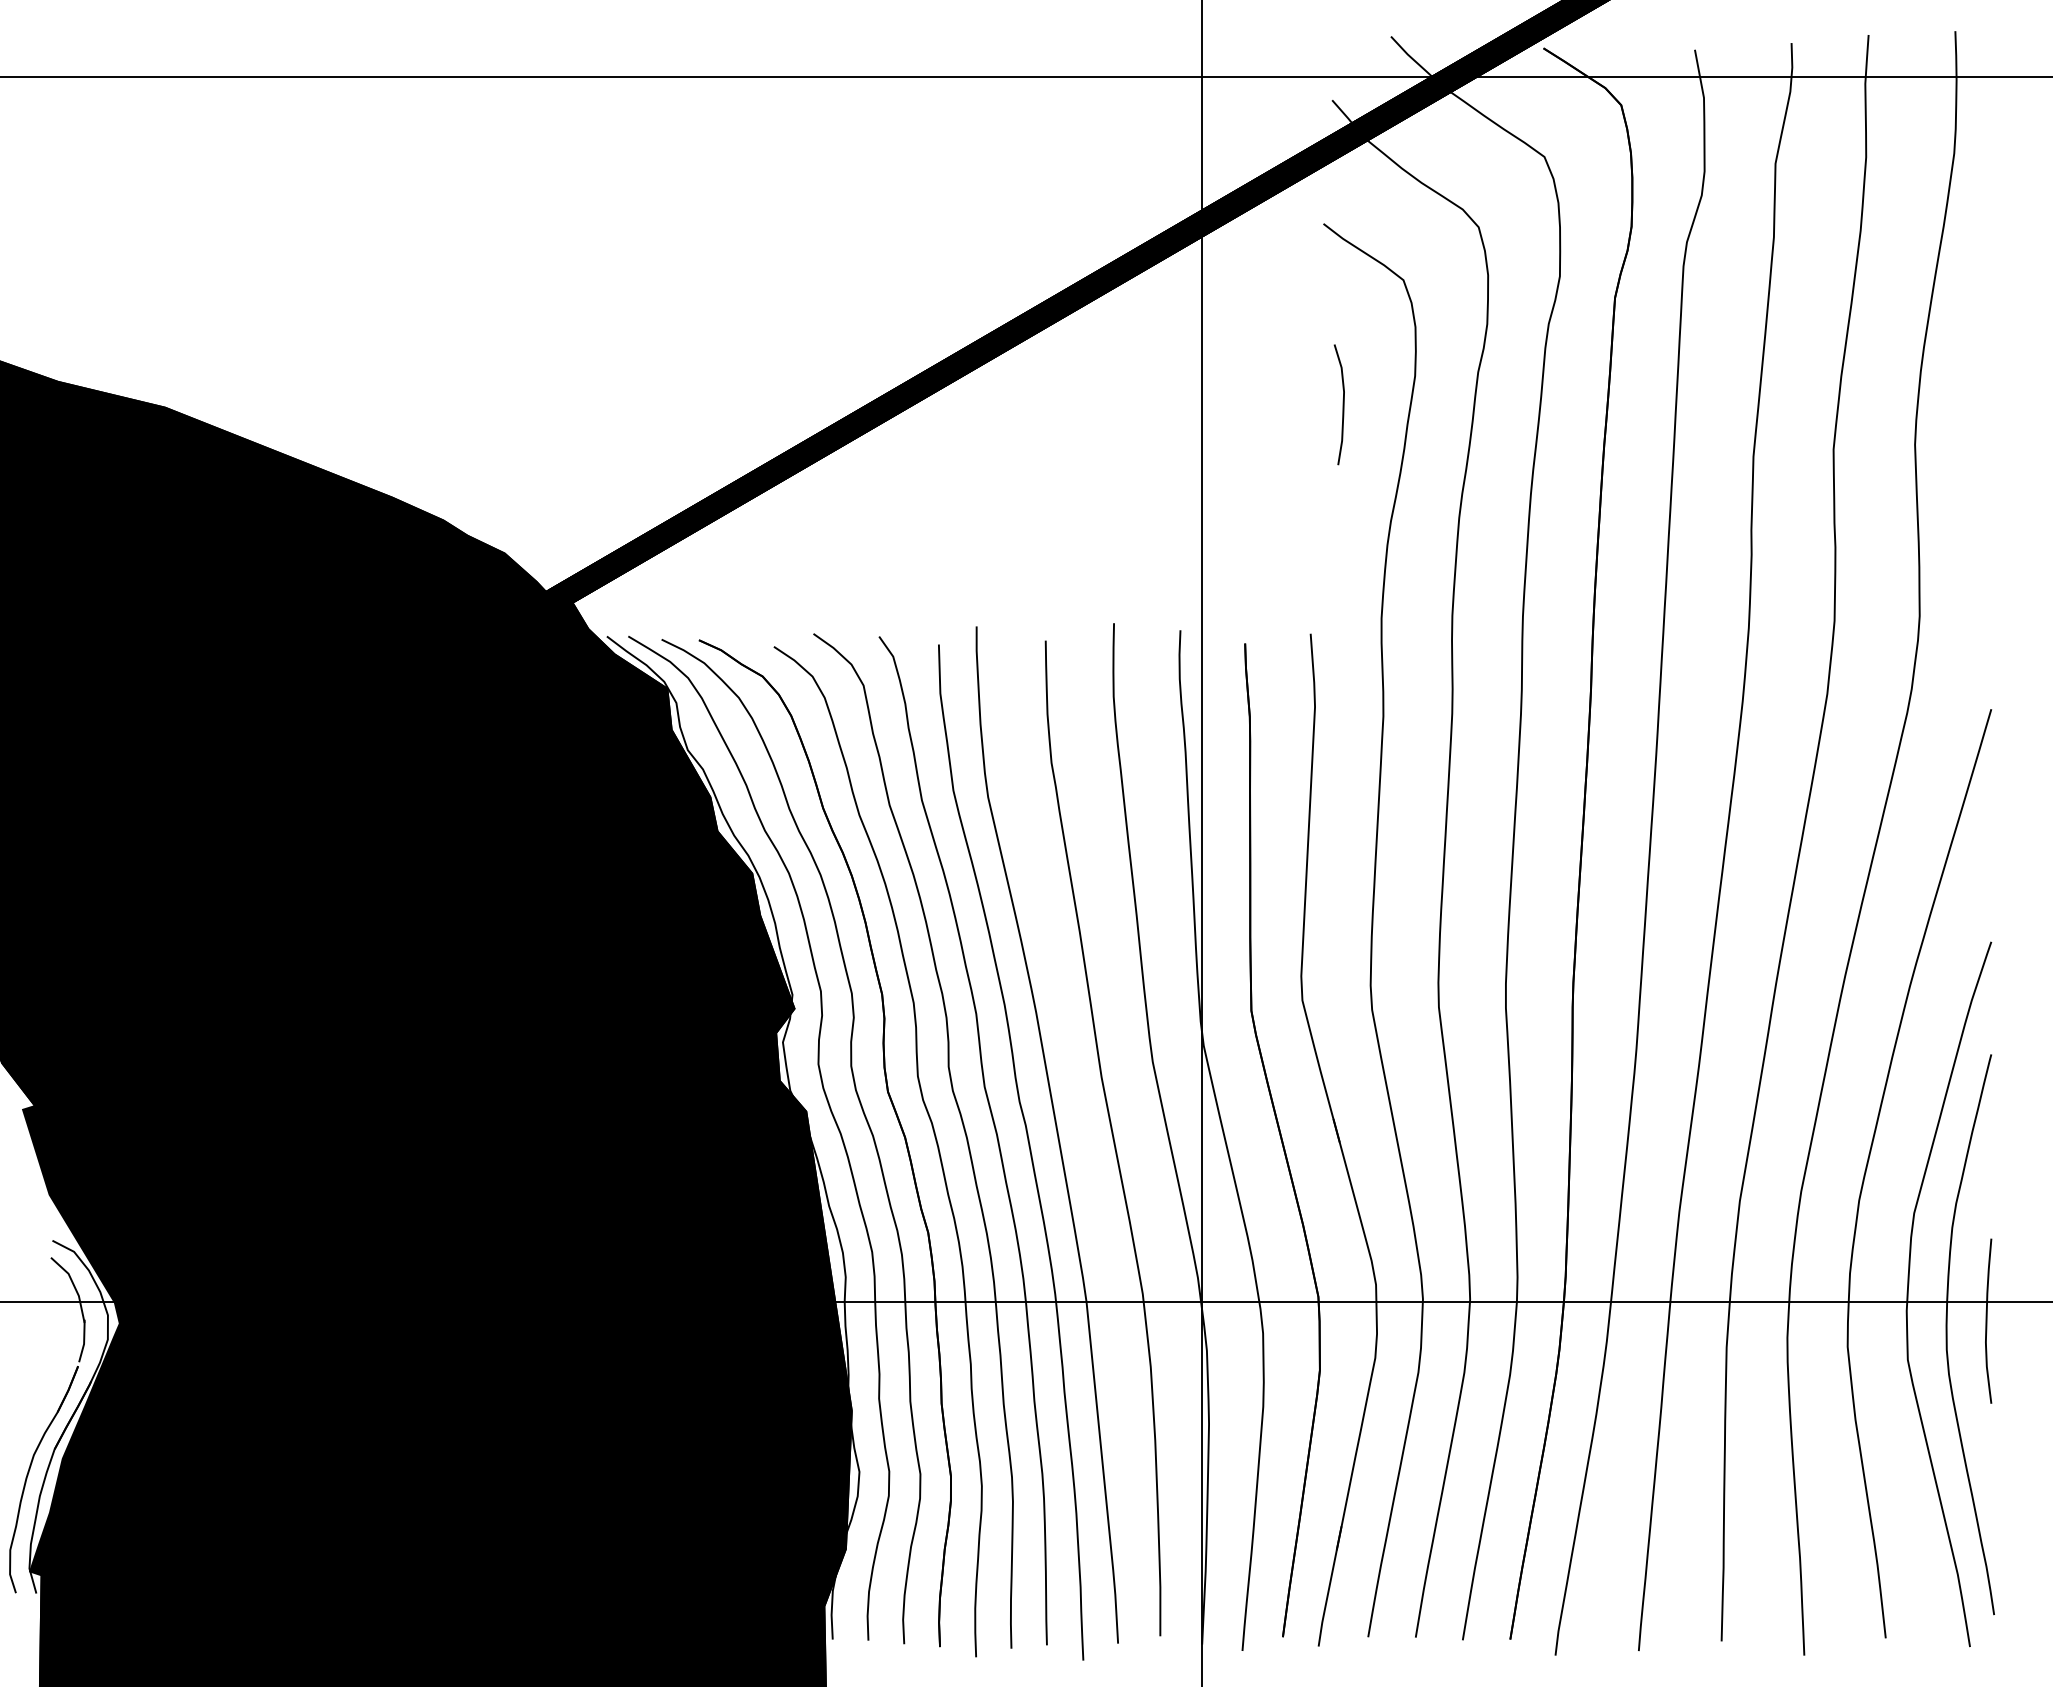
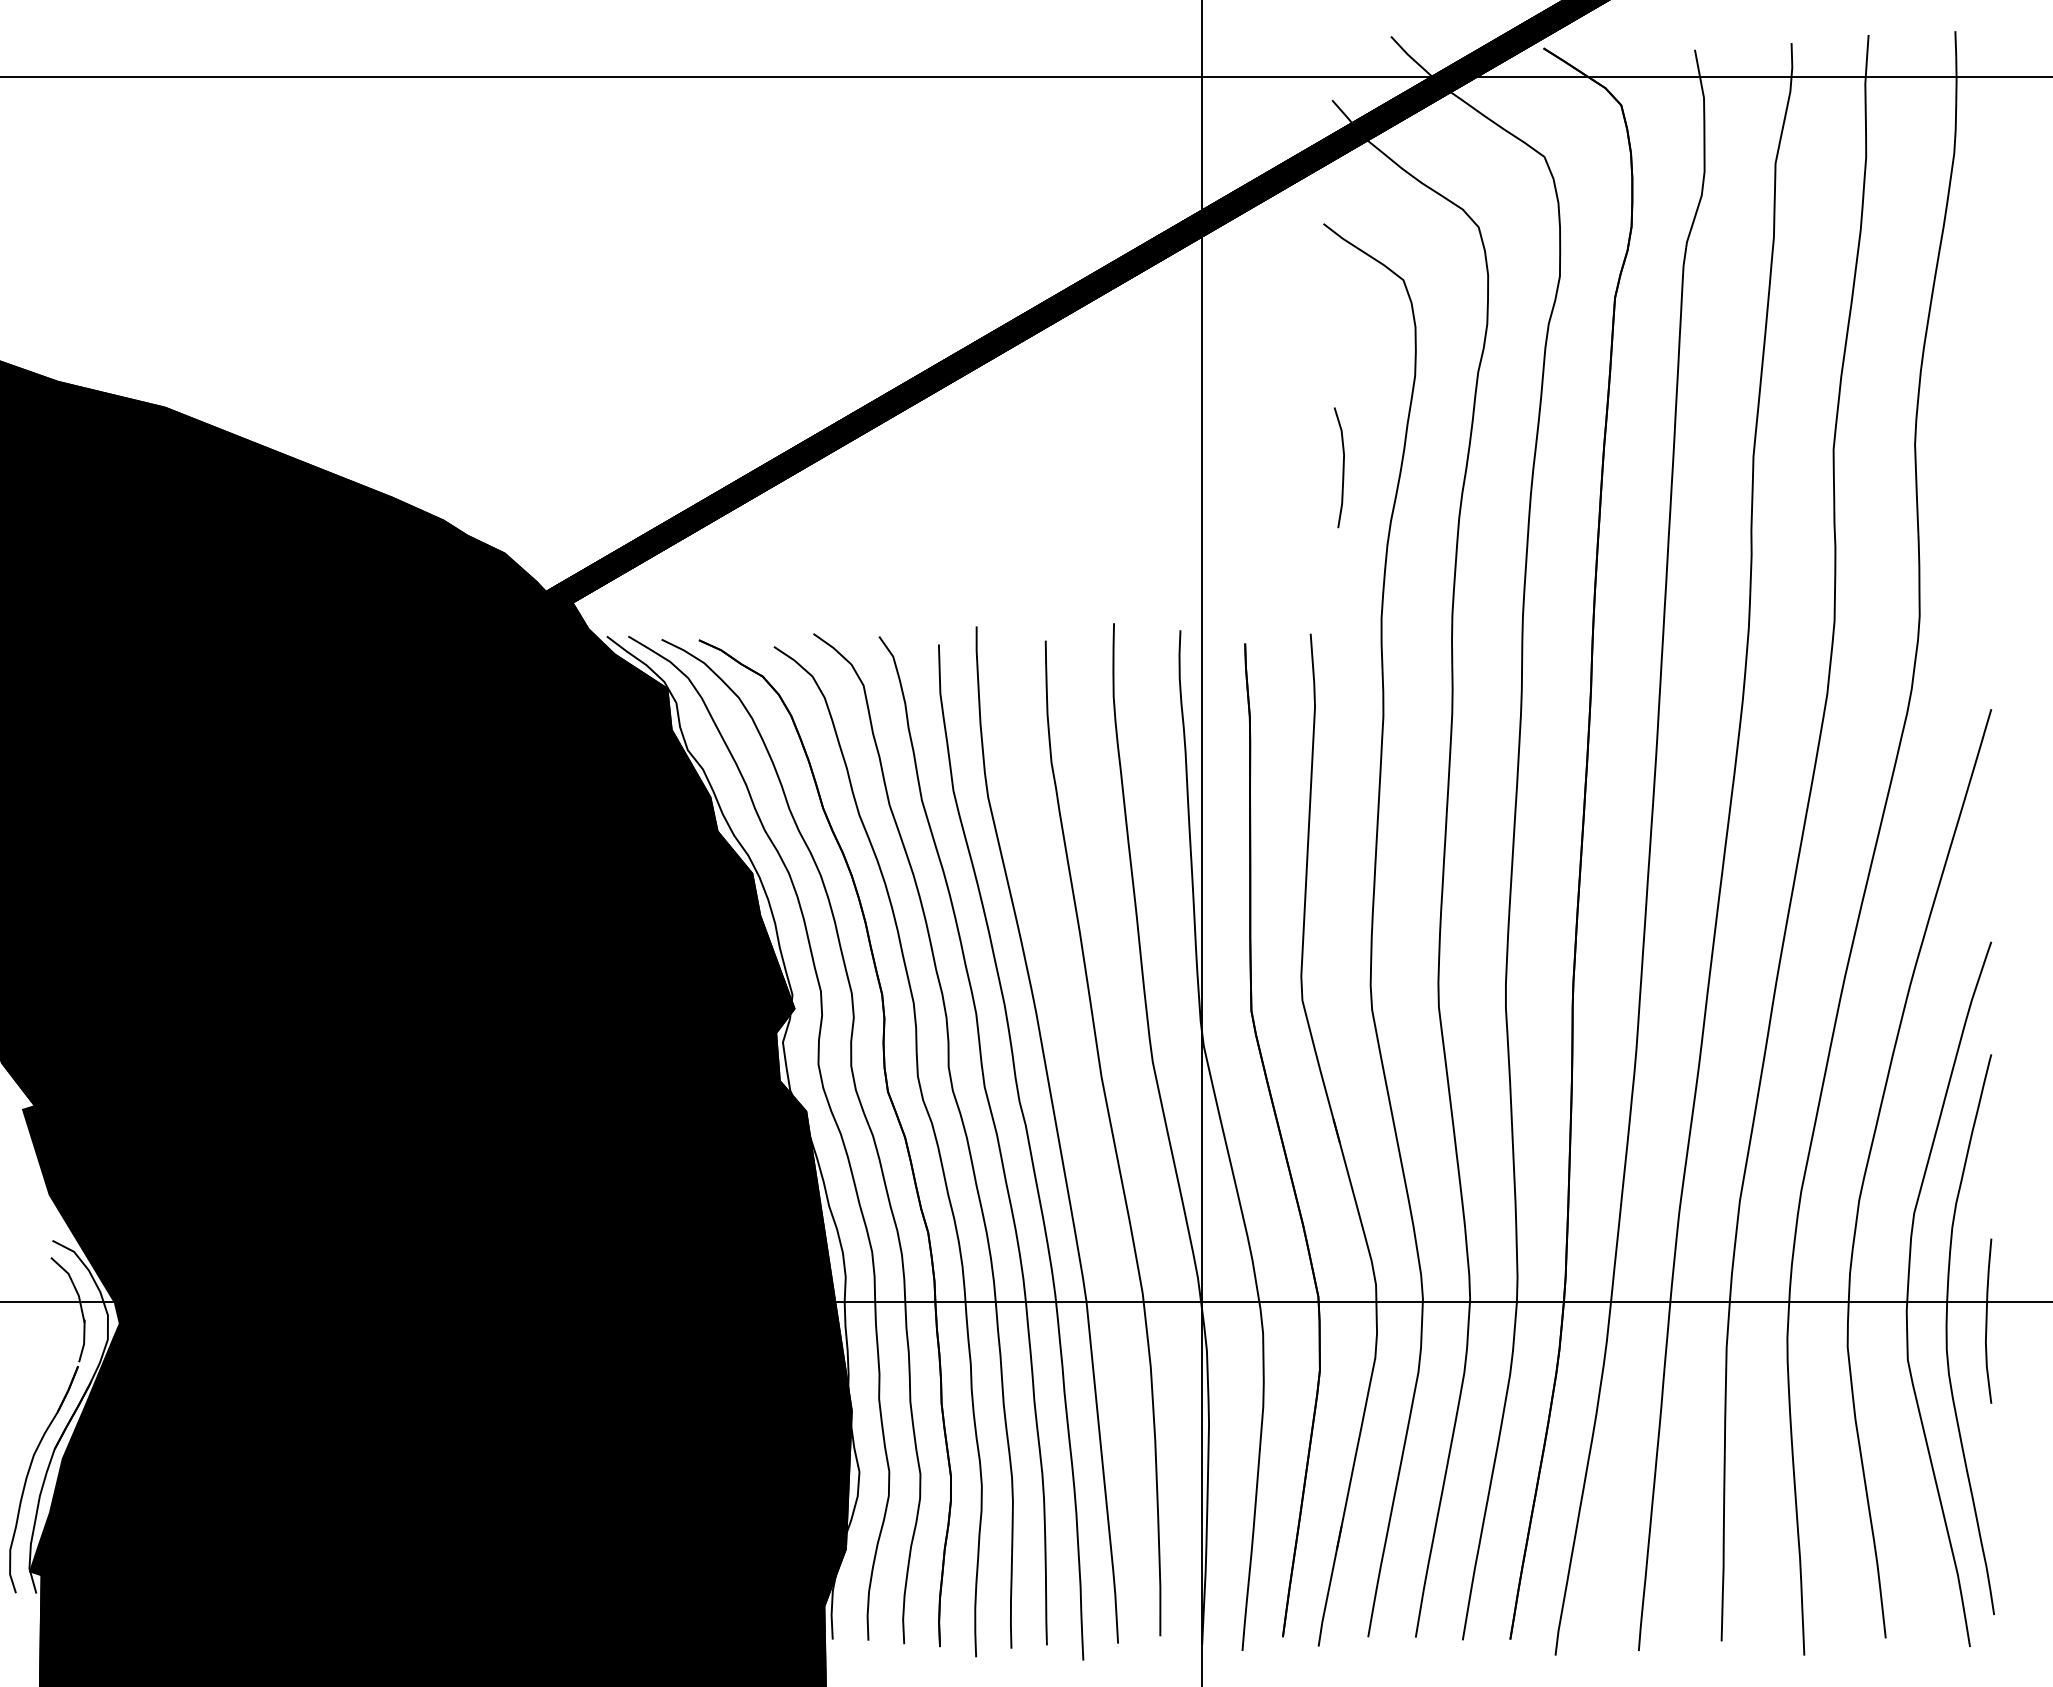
curve position: (1342, 404) -> (1342, 467) (1342, 467)
